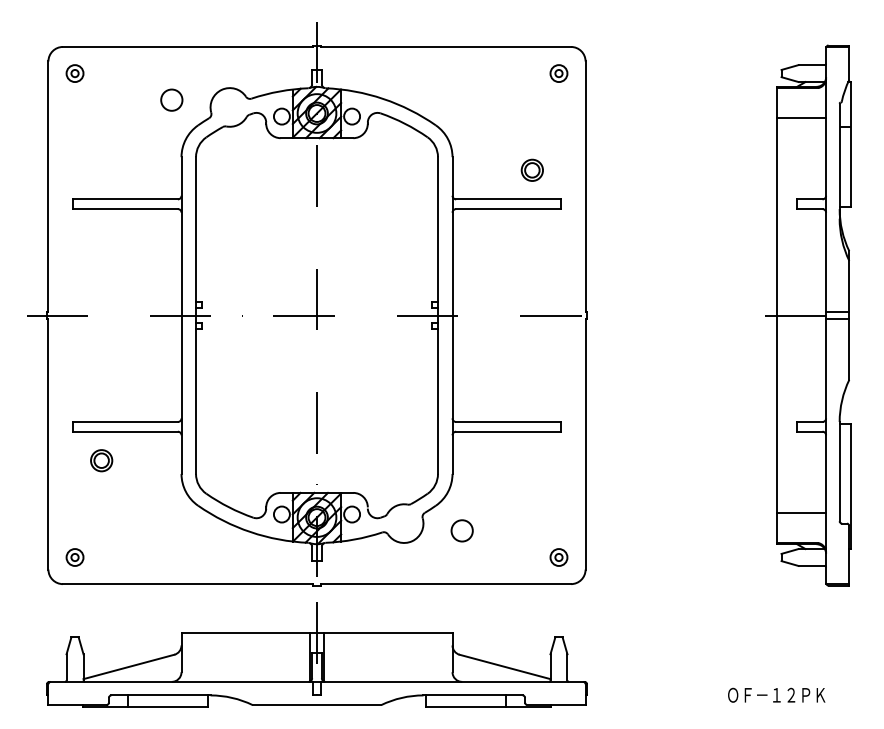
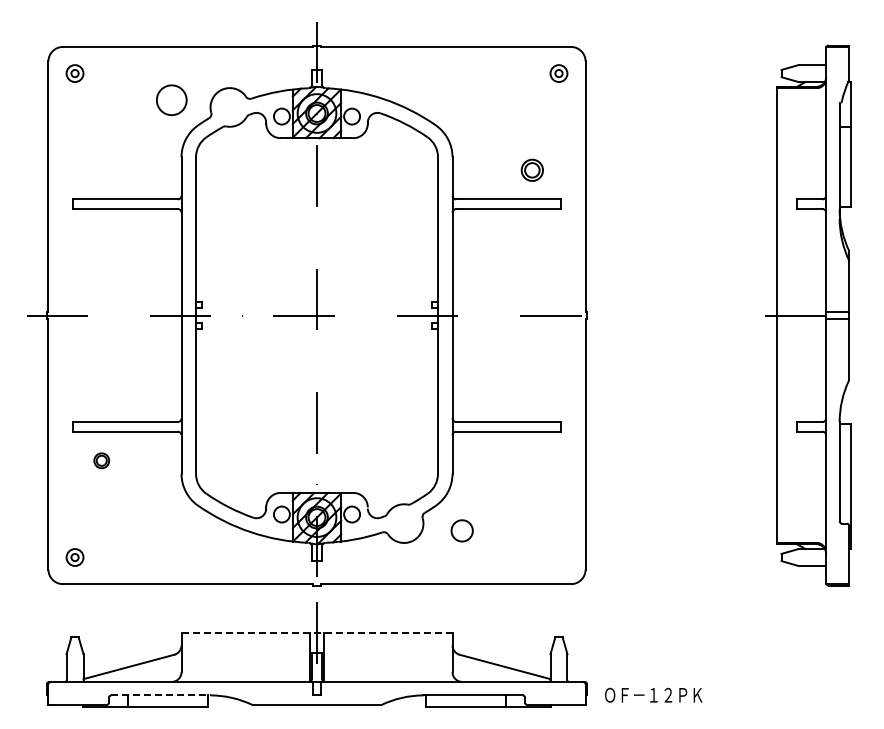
circle size: 24x24 px -> 32x33 px (171, 100)
line: present -> none (801, 118)
part size: 24x24 px -> 18x18 px (101, 460)
line: present -> none (801, 512)
part: present -> none (558, 557)
line: solid -> dashed (317, 632)
text position: (776, 694) -> (653, 694) (653, 694)
line: solid -> dashed (160, 695)
